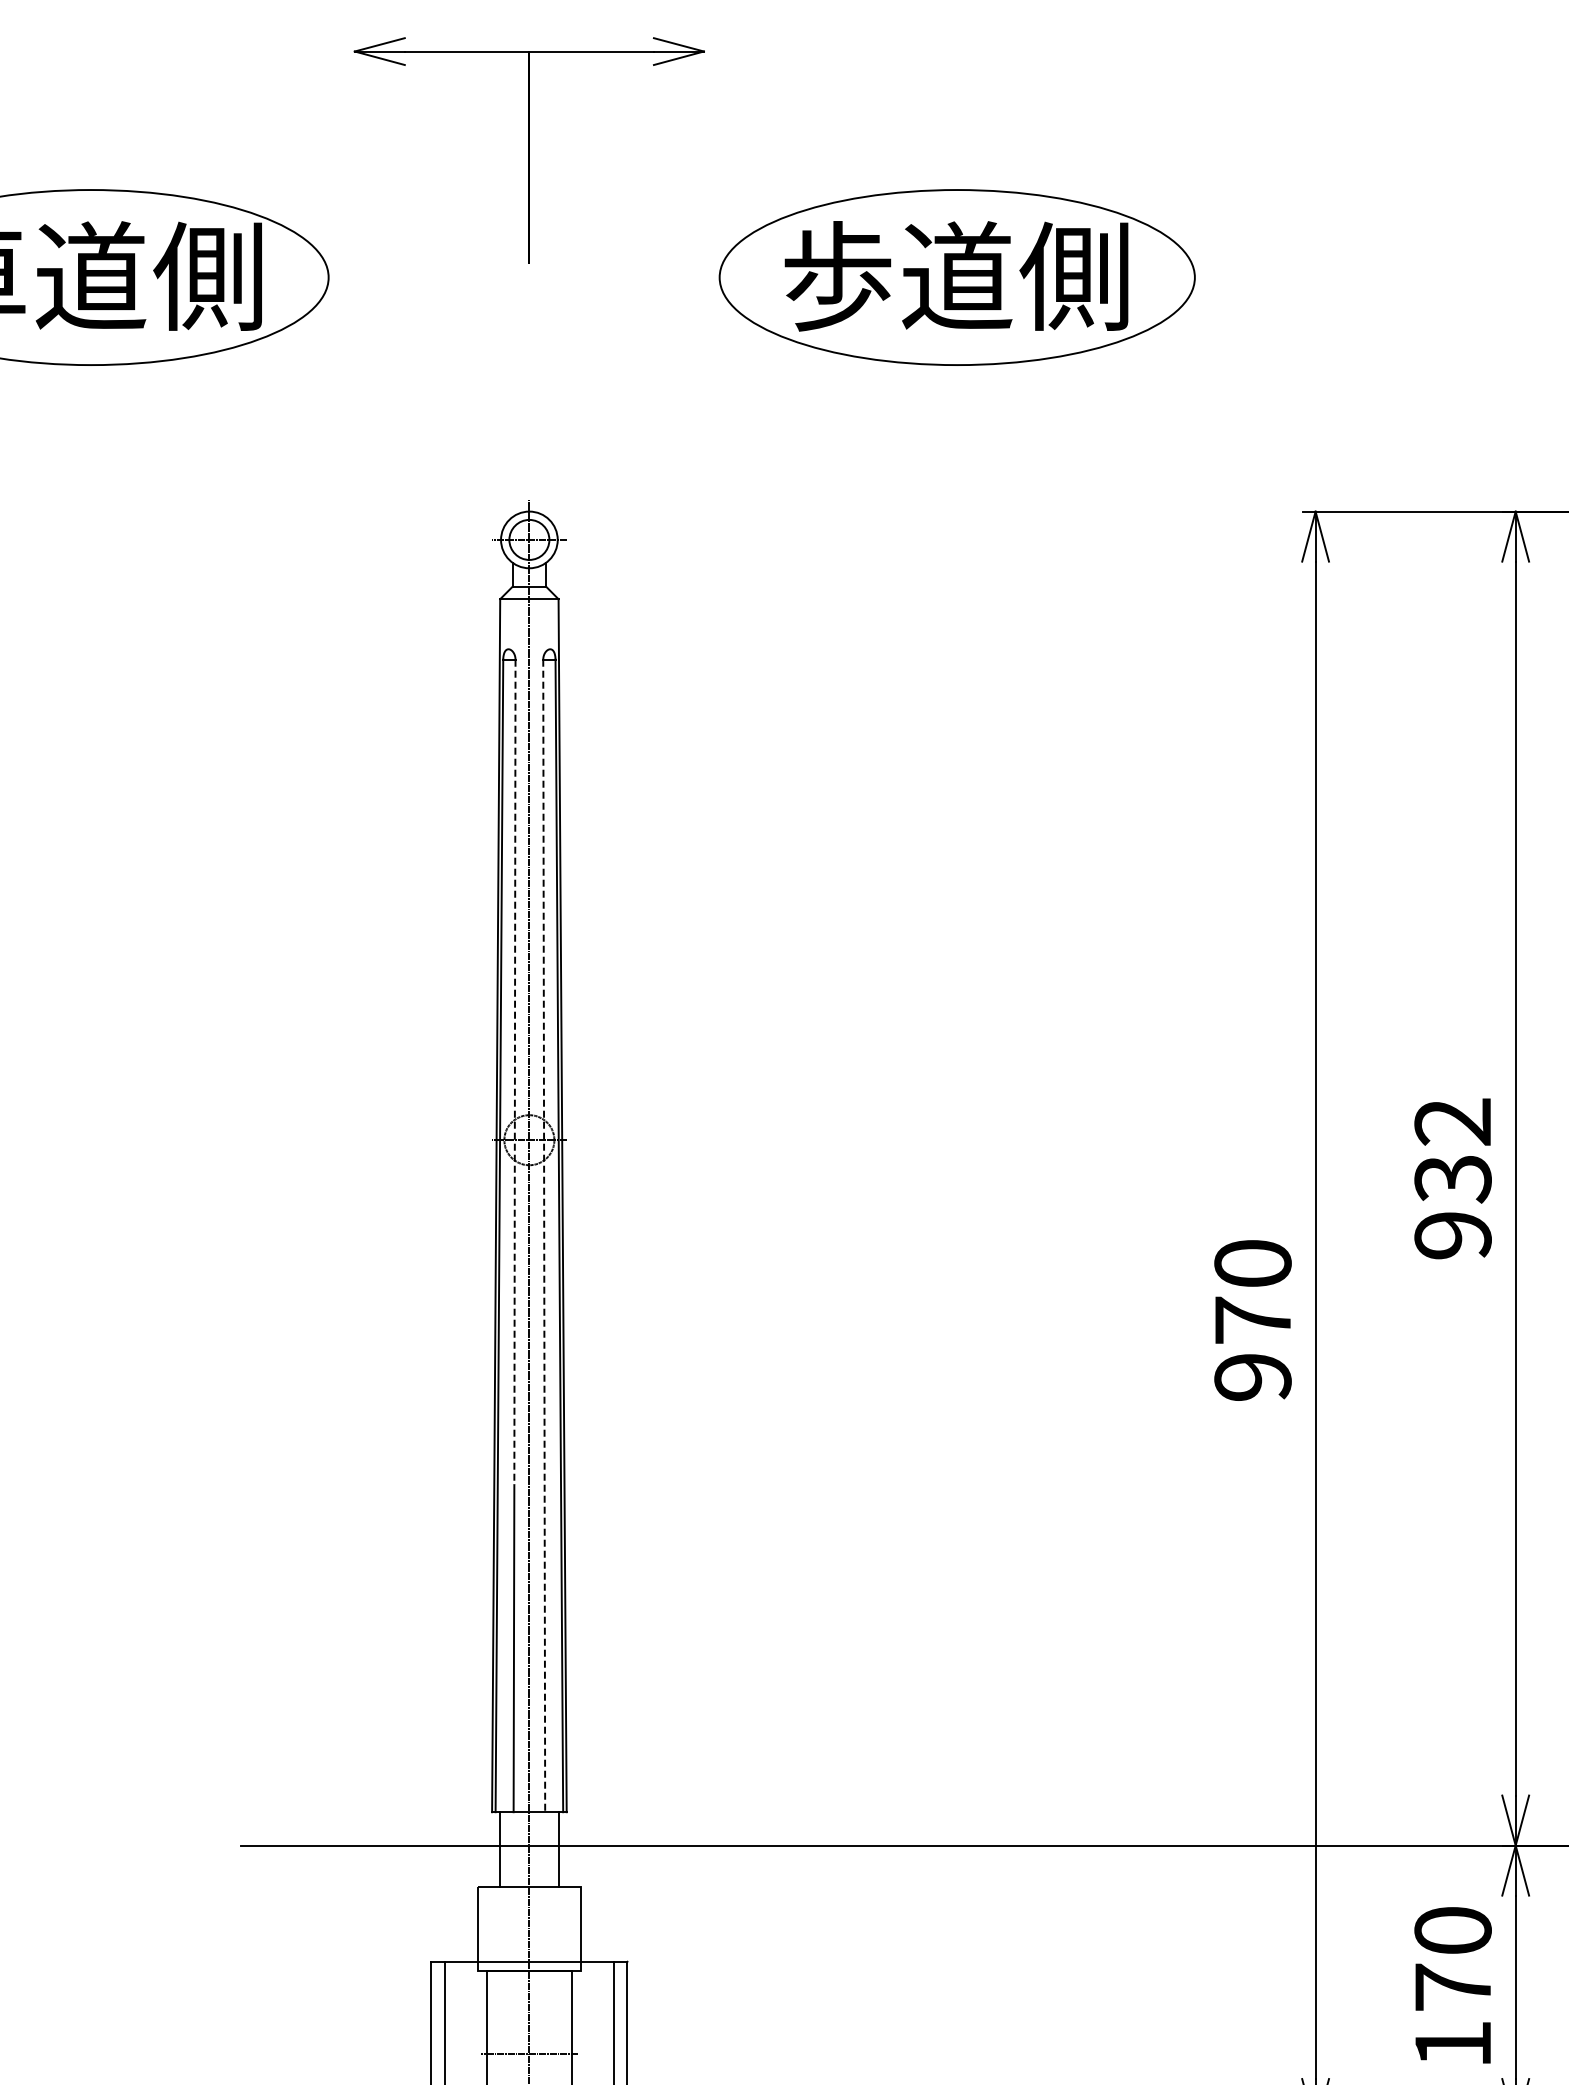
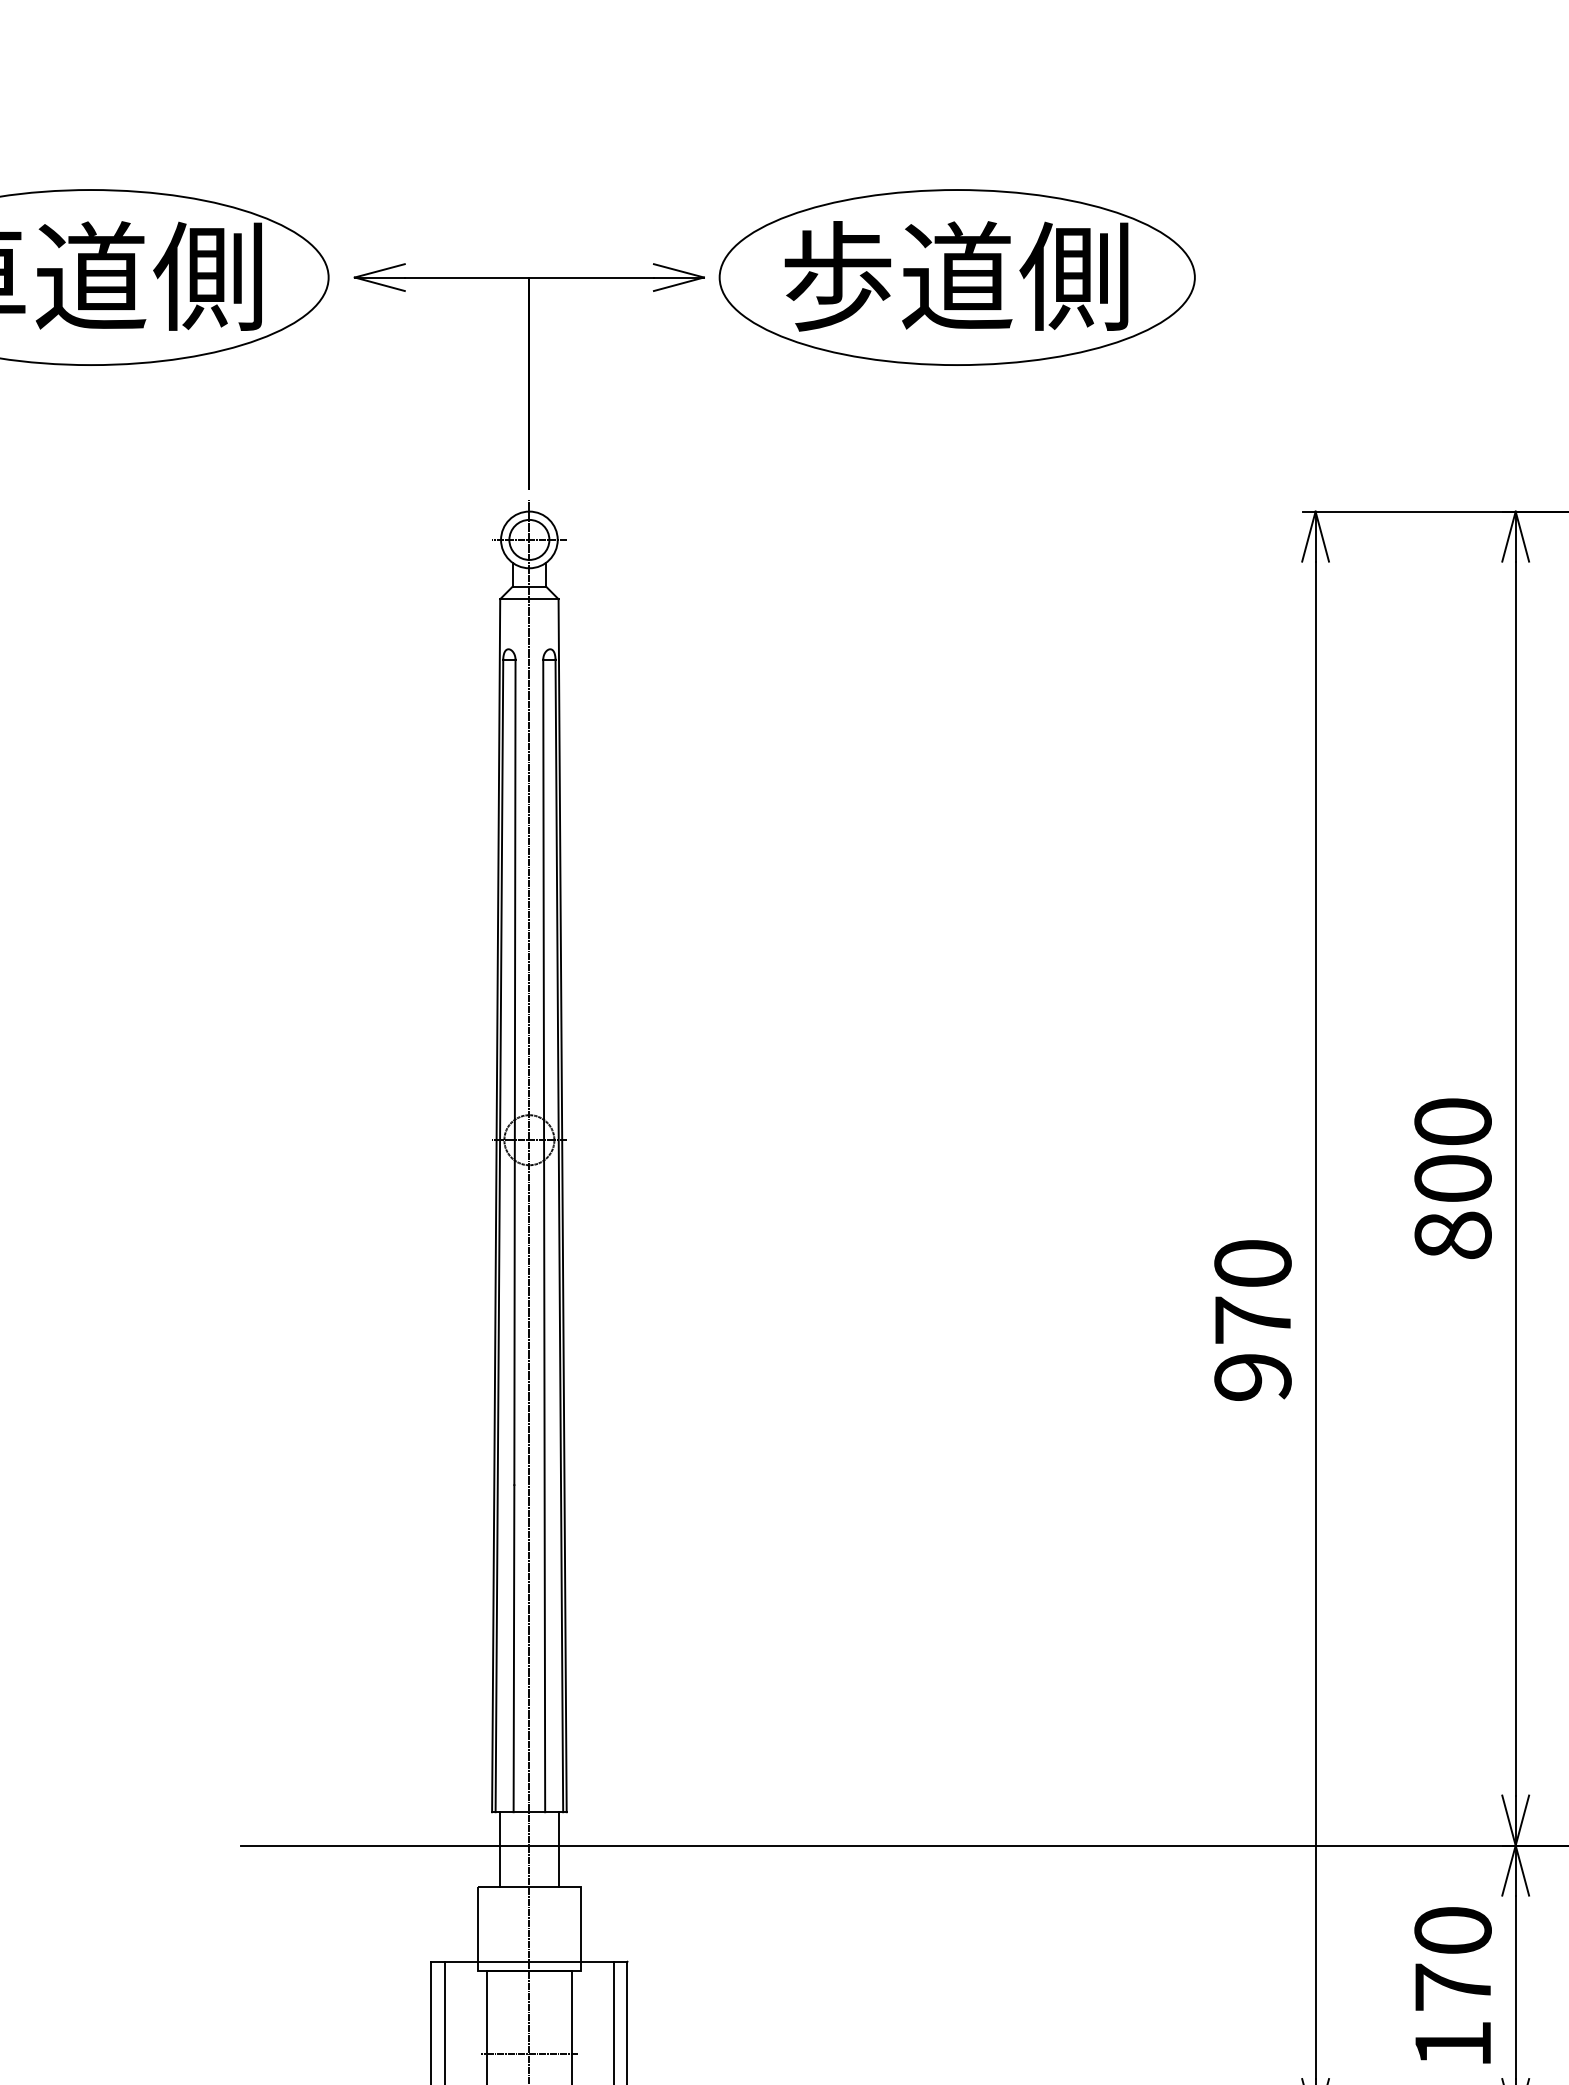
part position: (528, 150) -> (528, 376) (528, 376)
line: dashed -> solid (514, 1072)
text: 932 -> 800 (1452, 1178)
line: dashed -> solid (544, 1236)
